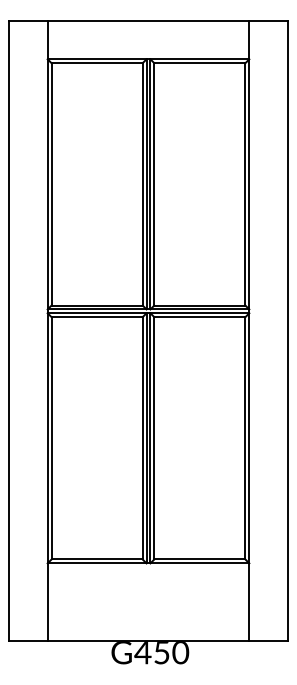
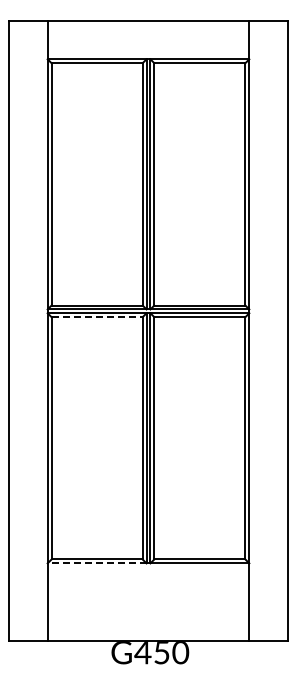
line: solid -> dashed (97, 317)
line: solid -> dashed (96, 563)
